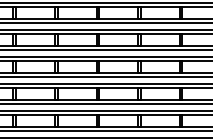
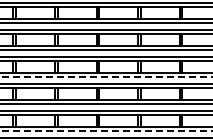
line: solid -> dashed (106, 77)
line: solid -> dashed (106, 131)
